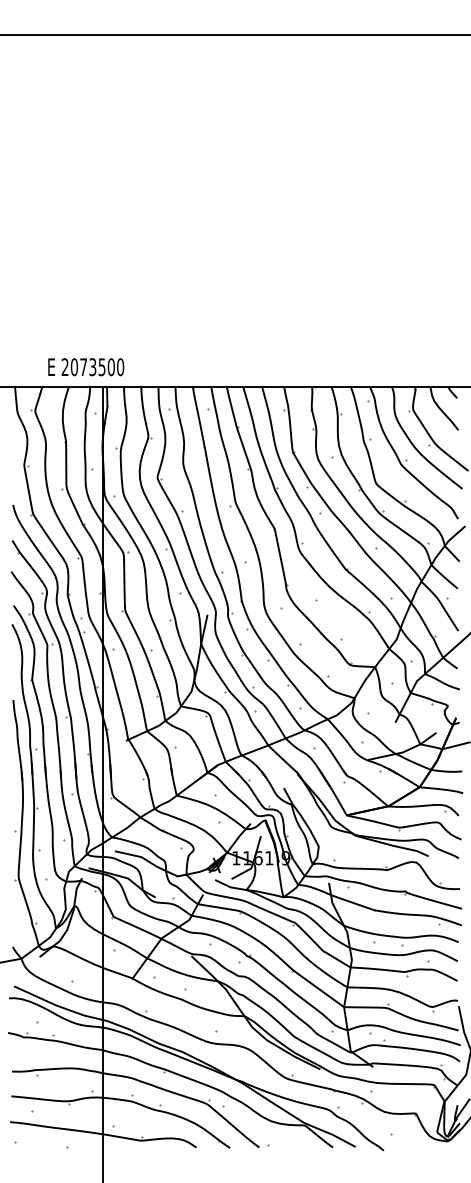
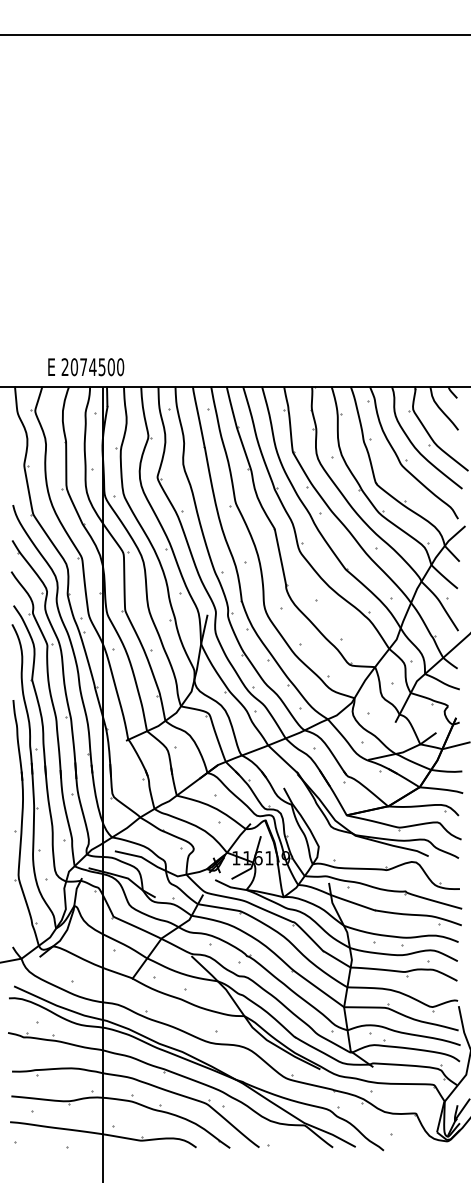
text: 2073500 -> 2074500 (92, 367)
